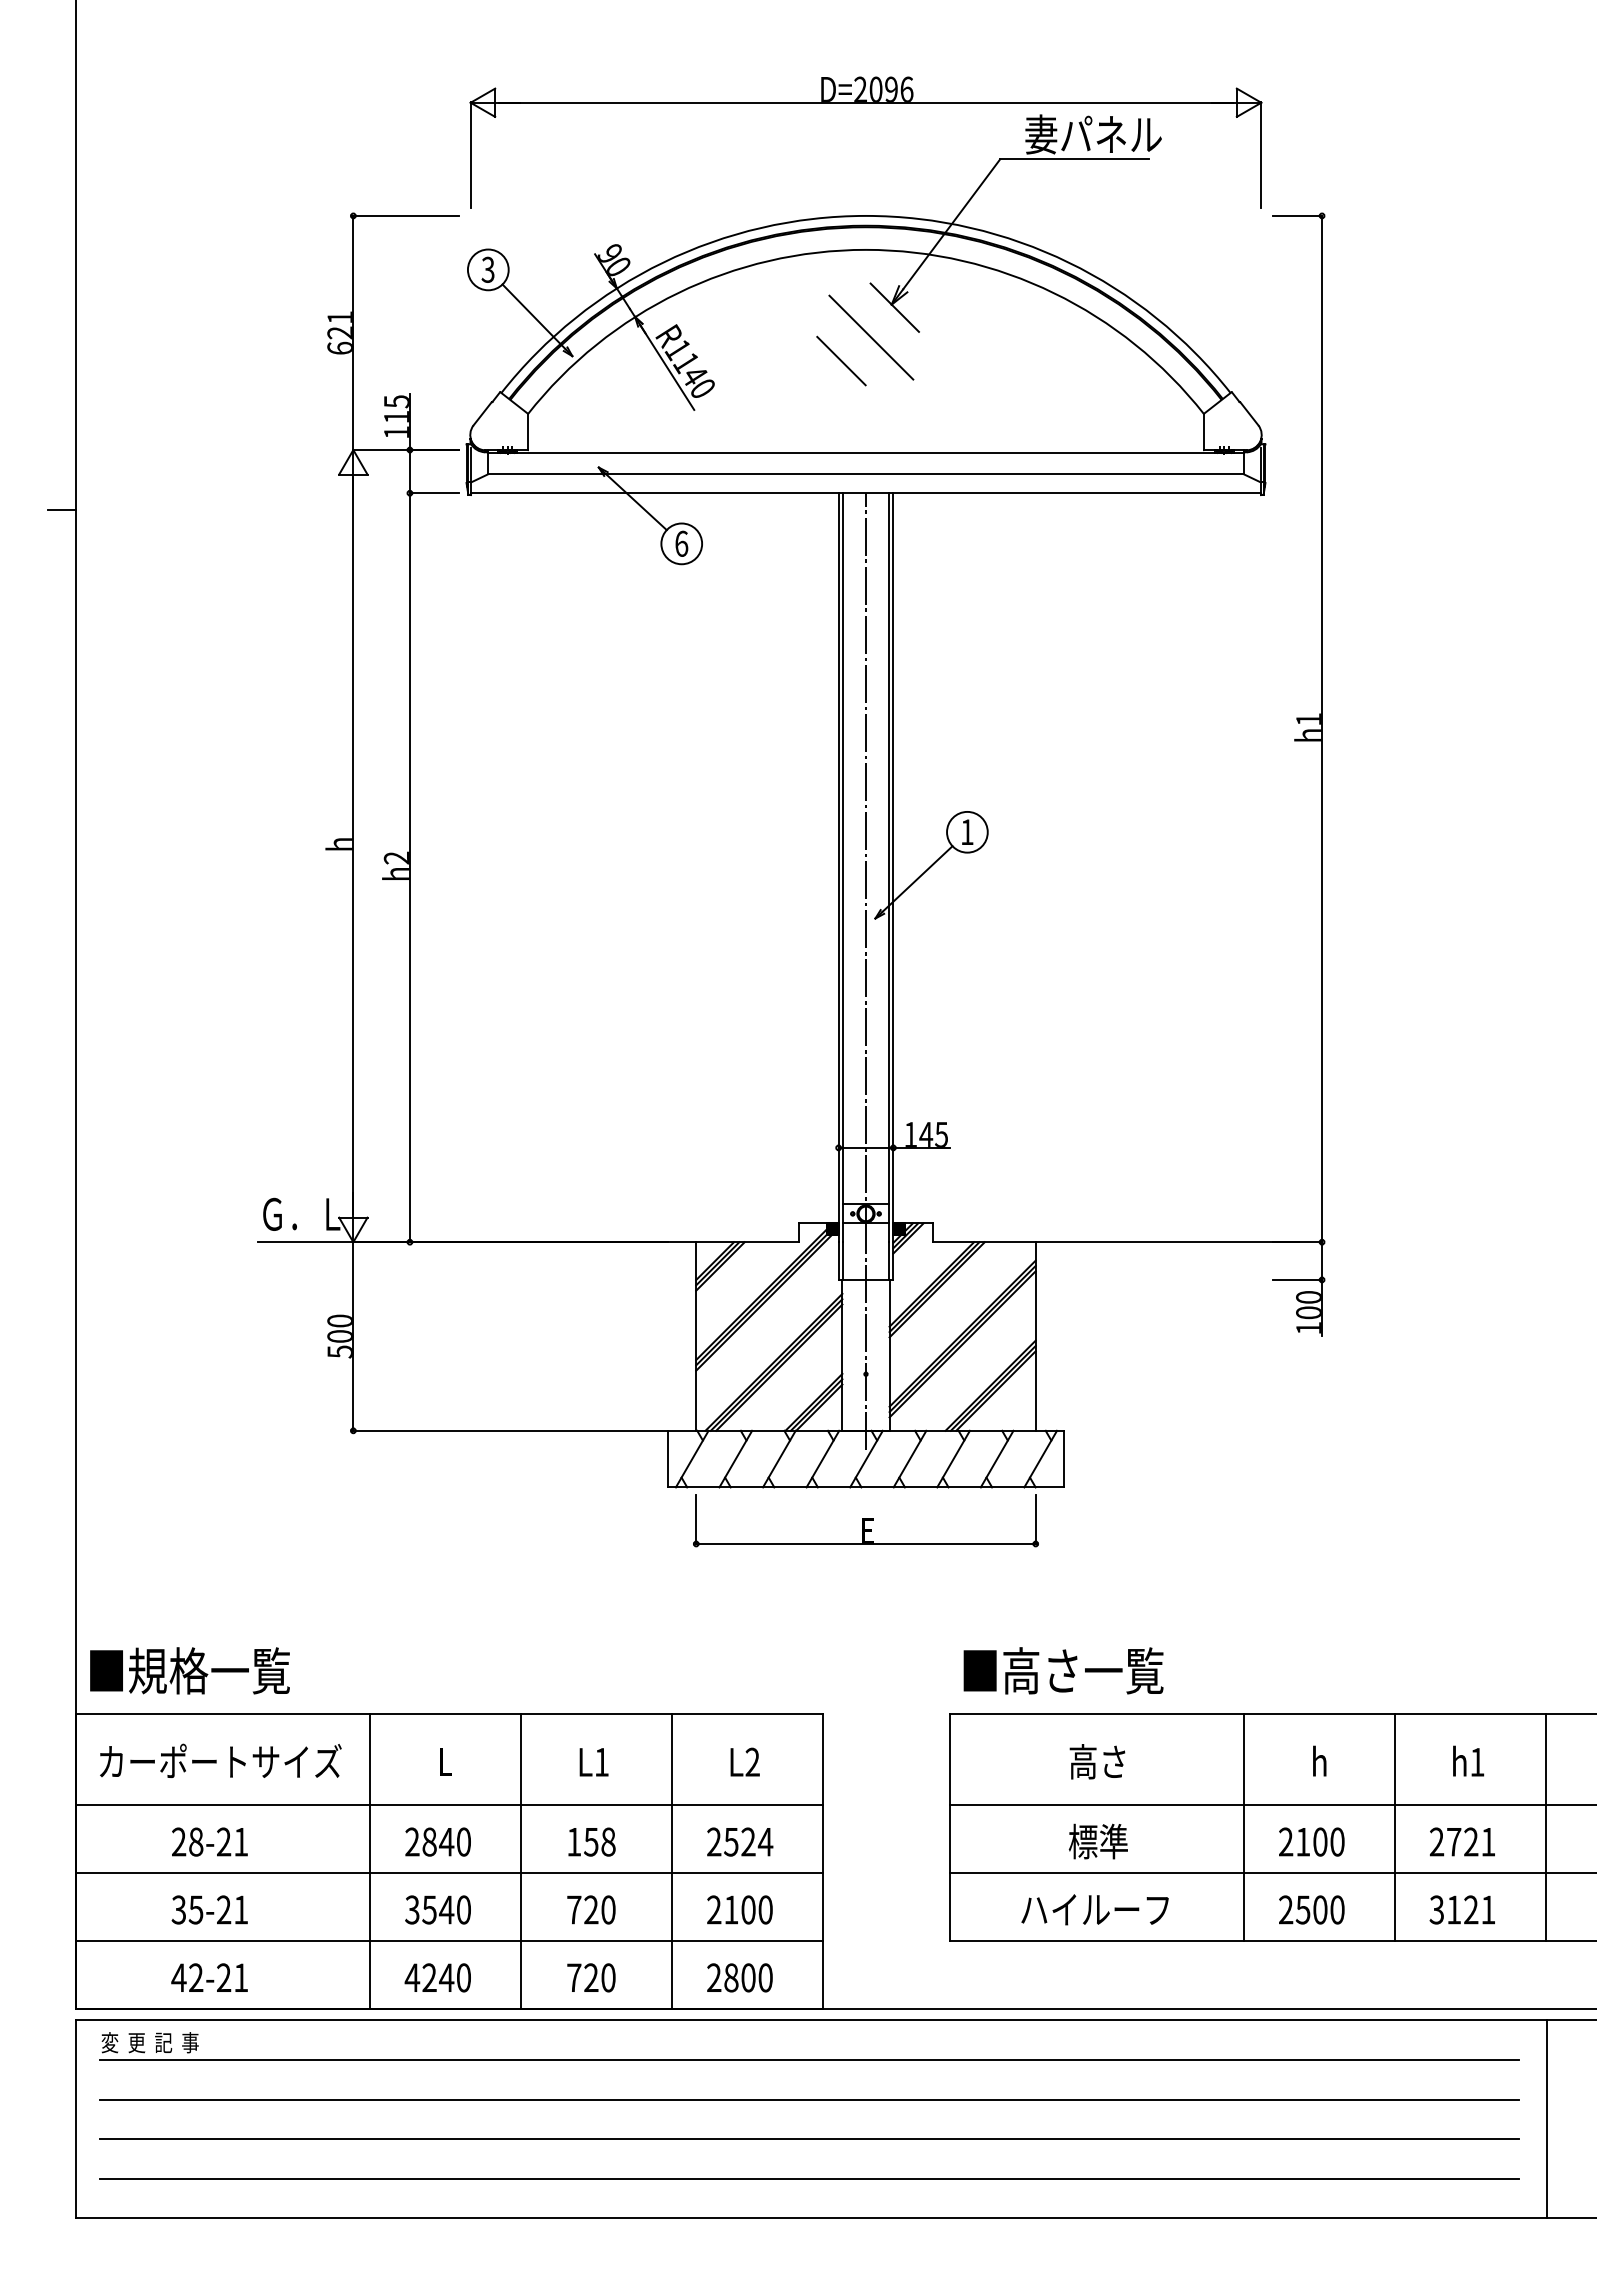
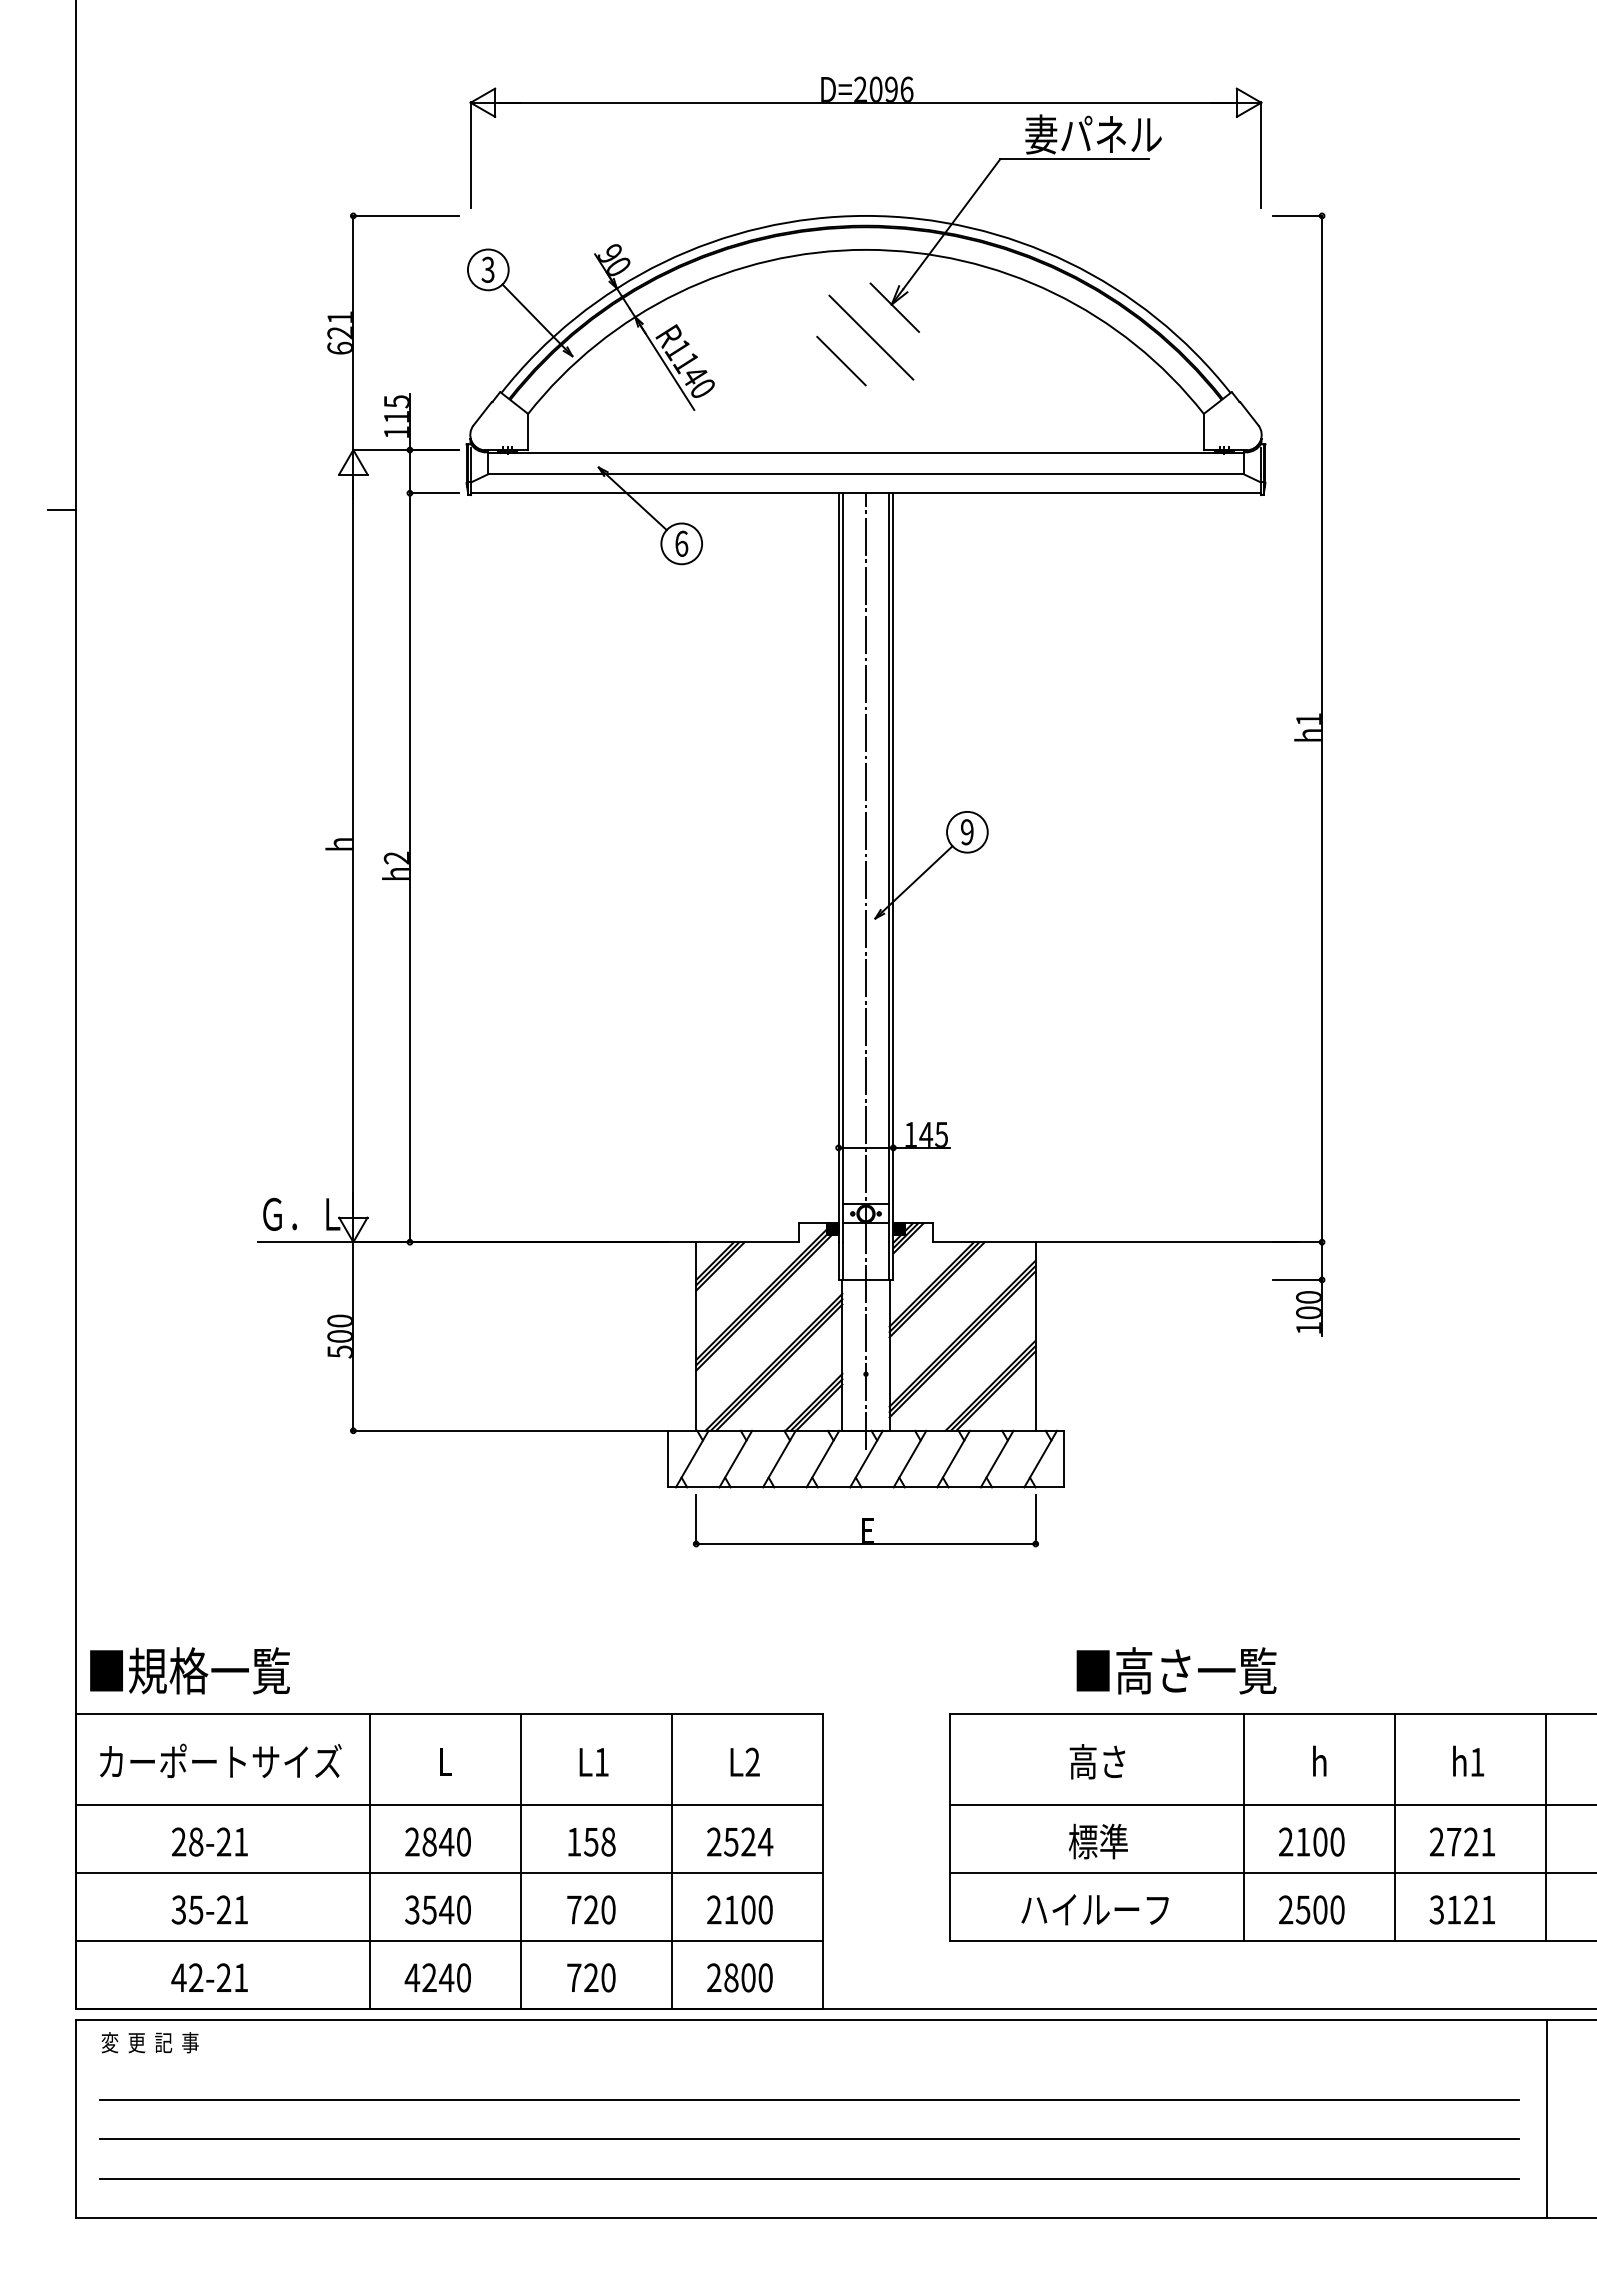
text: 1 -> 9 (967, 832)
text position: (1063, 1670) -> (1176, 1670) (1176, 1670)
line: present -> none (809, 2059)
